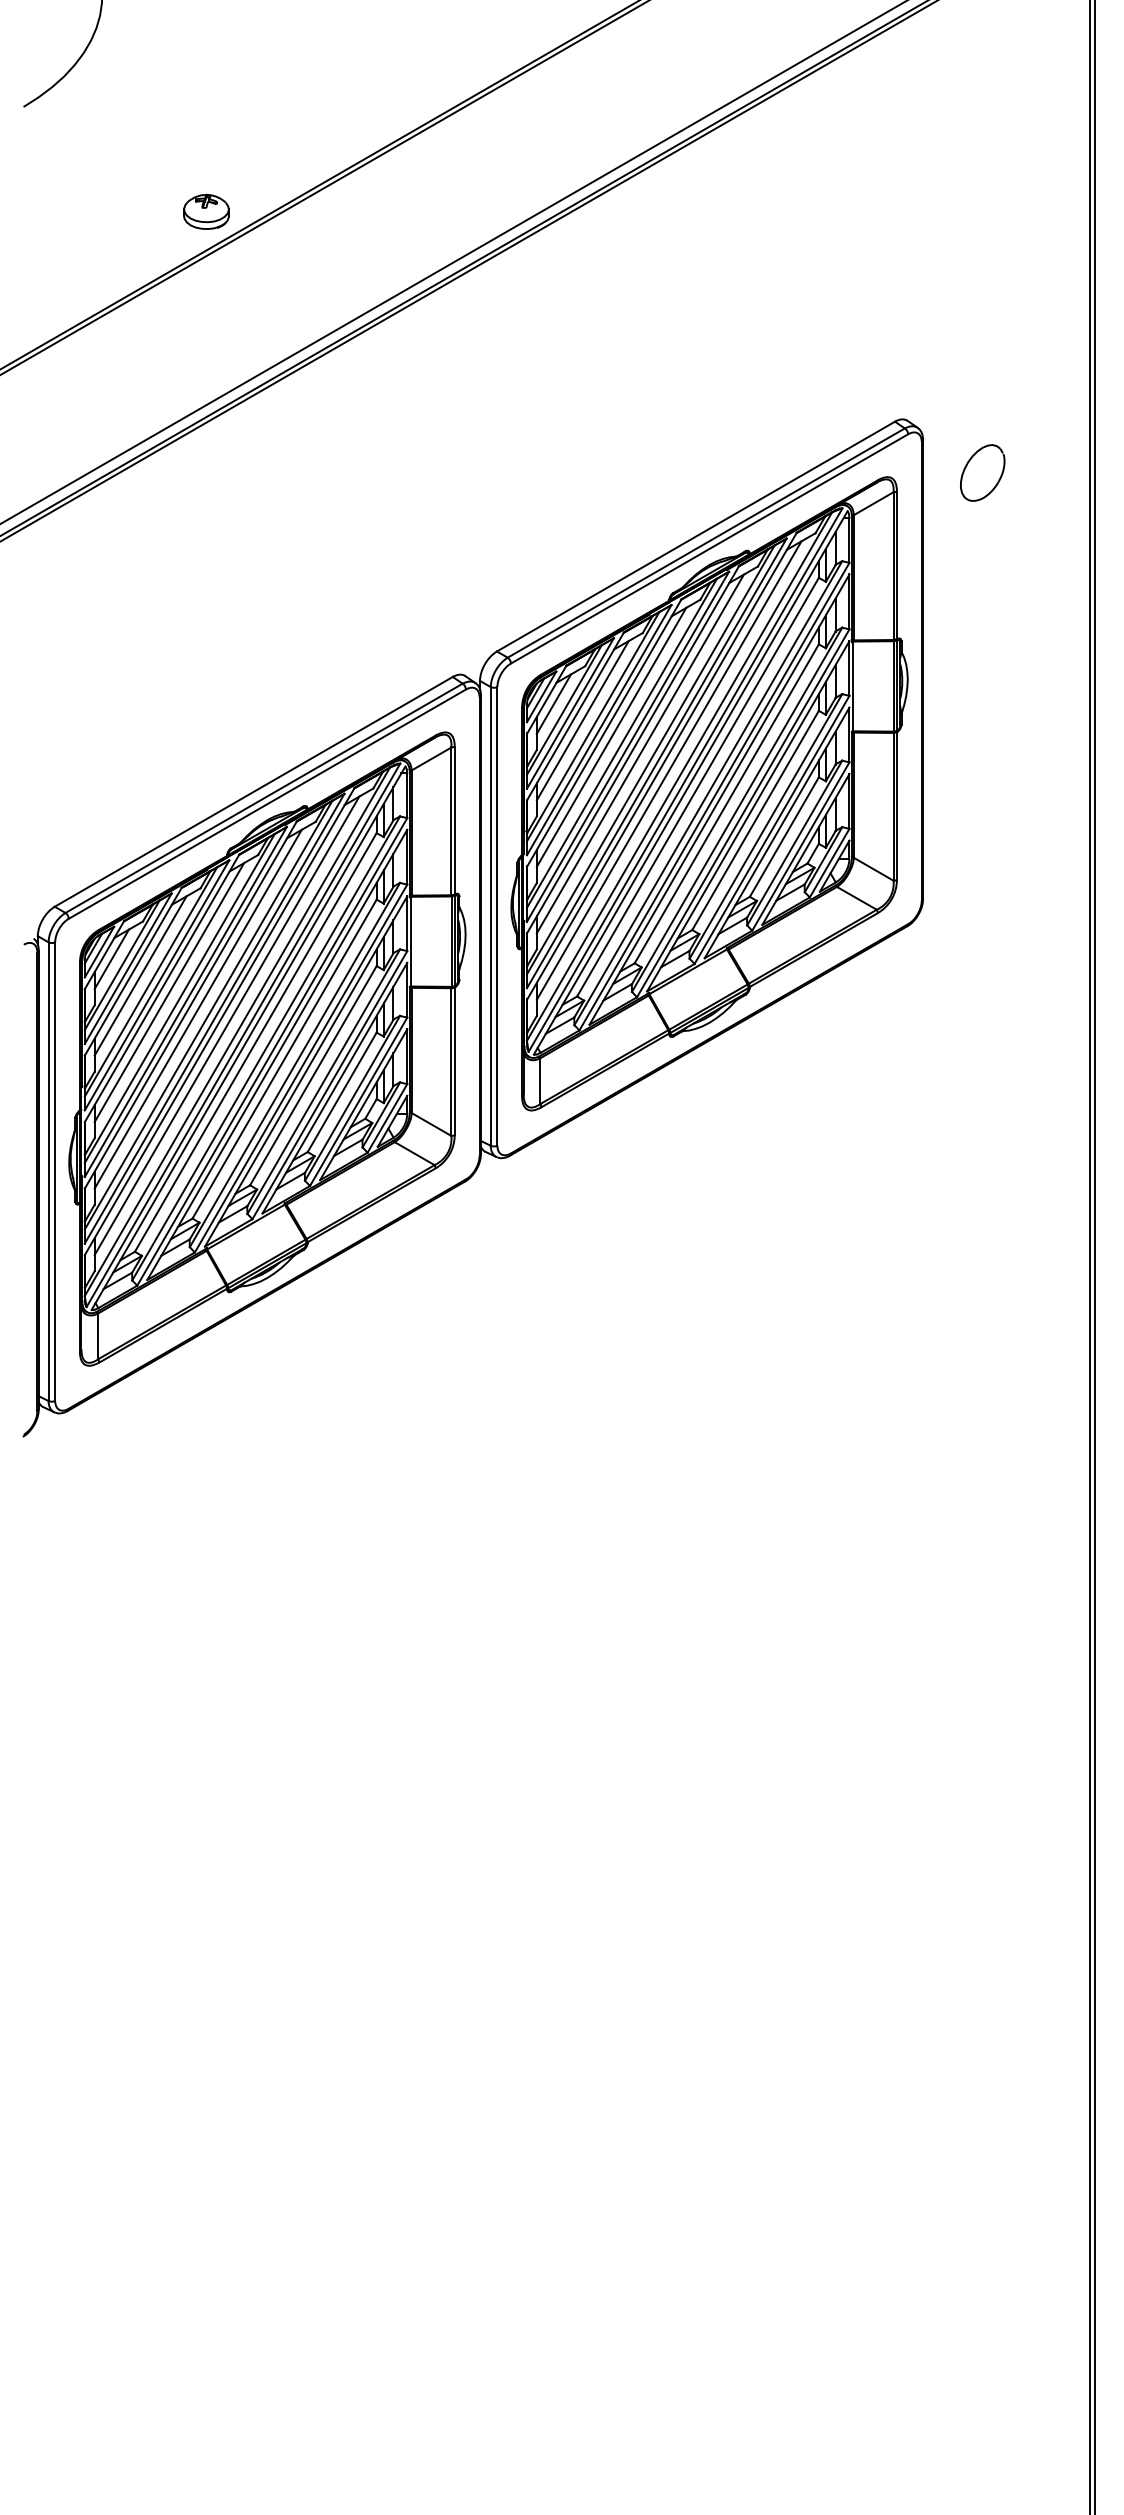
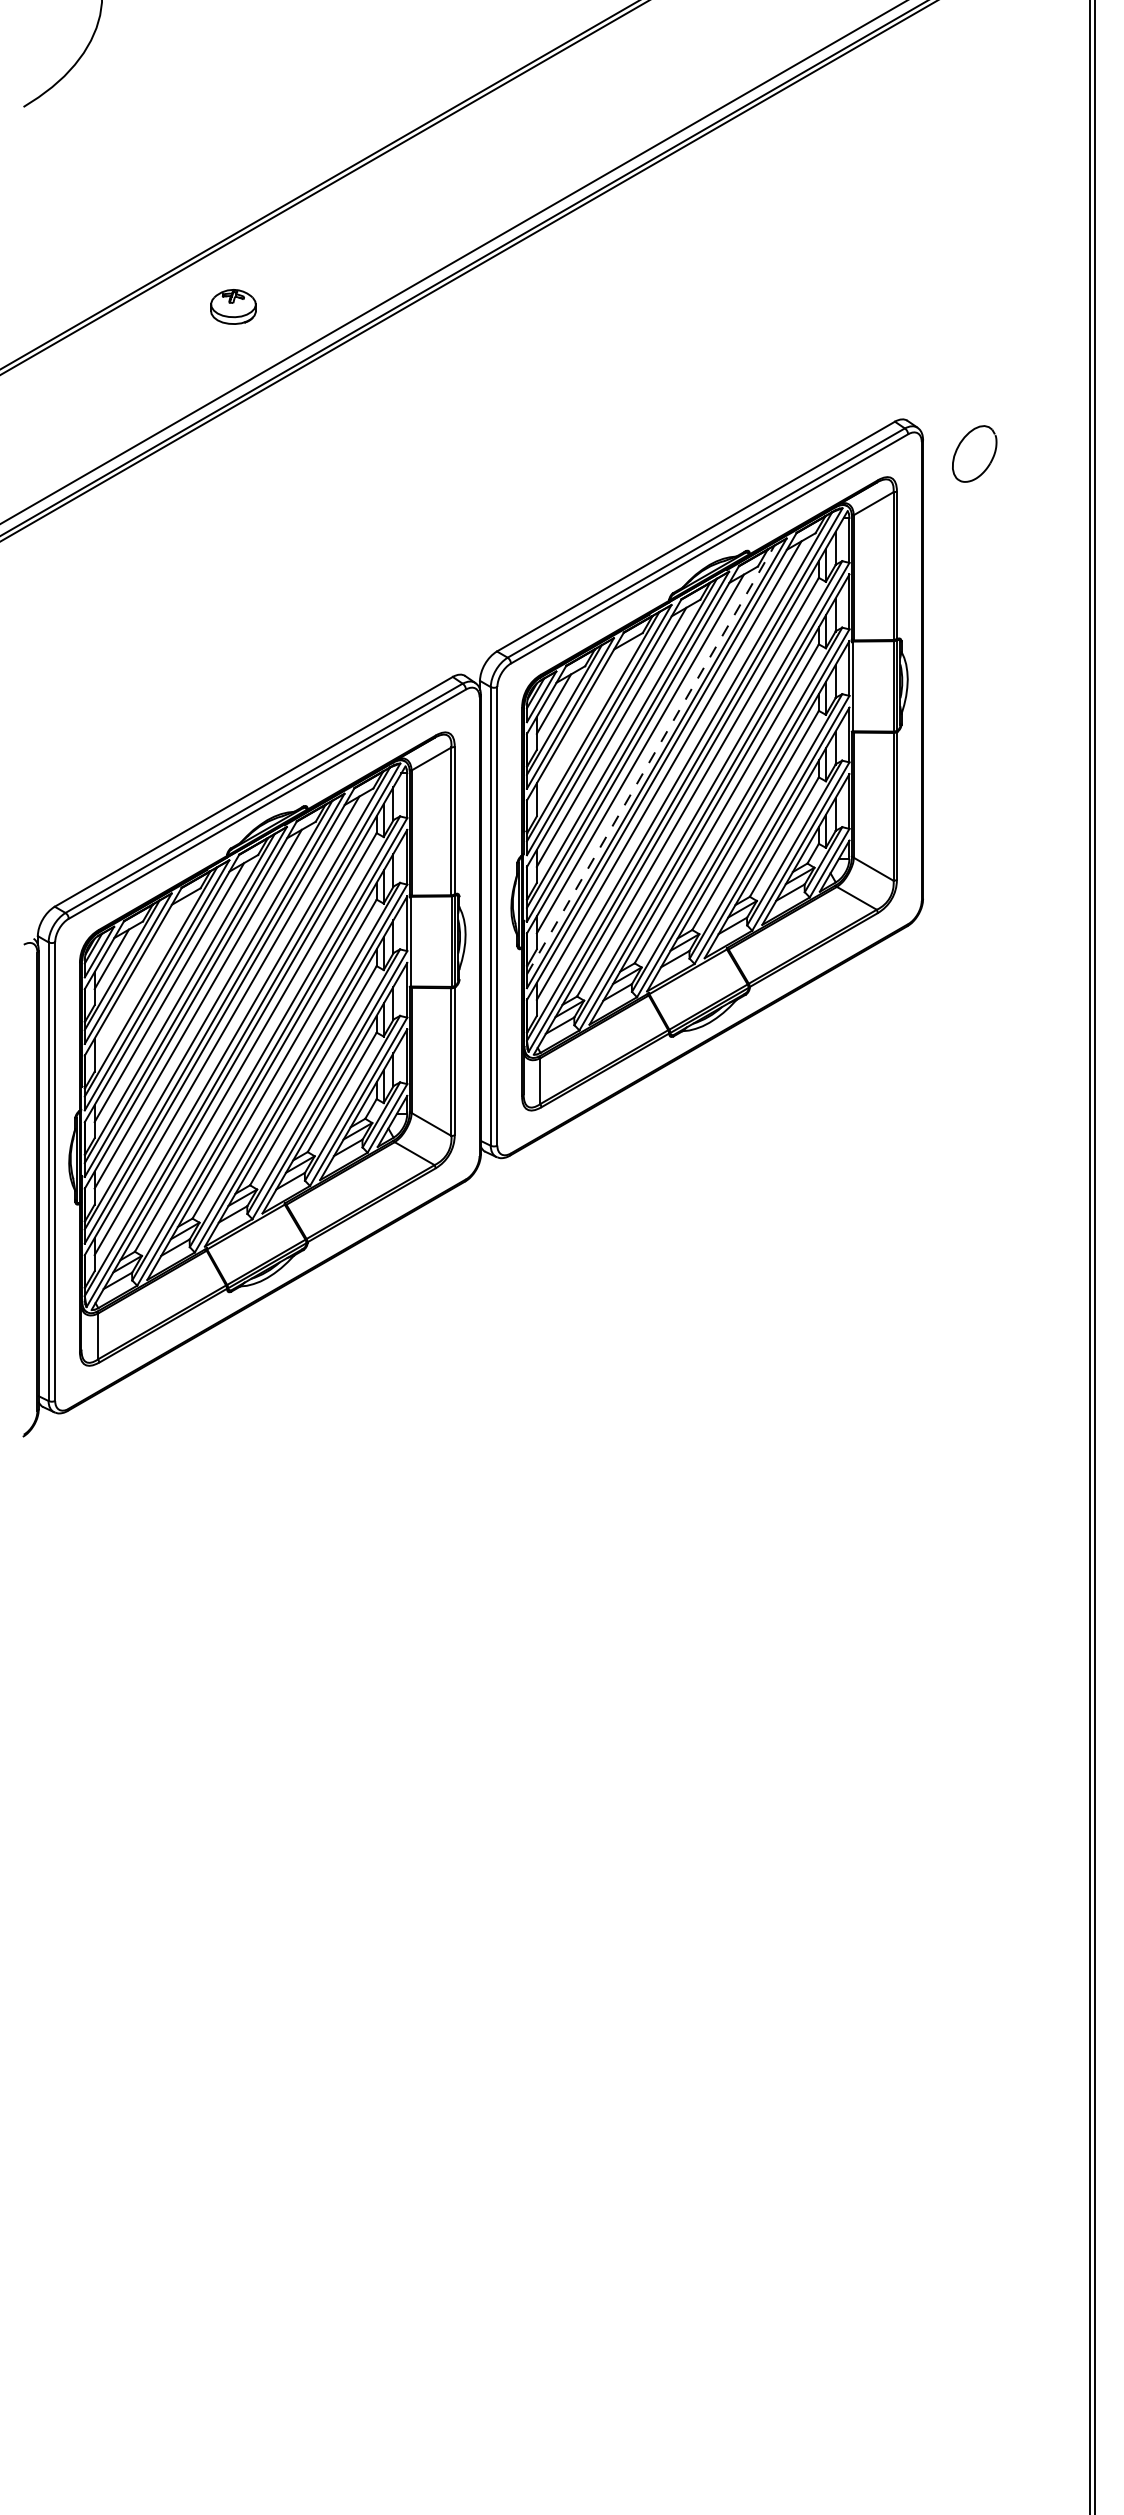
part position: (206, 211) -> (233, 306) (233, 306)
part position: (982, 472) -> (974, 453) (974, 453)
line: present -> none (582, 720)
line: solid -> dashed (650, 759)
line: present -> none (140, 975)
